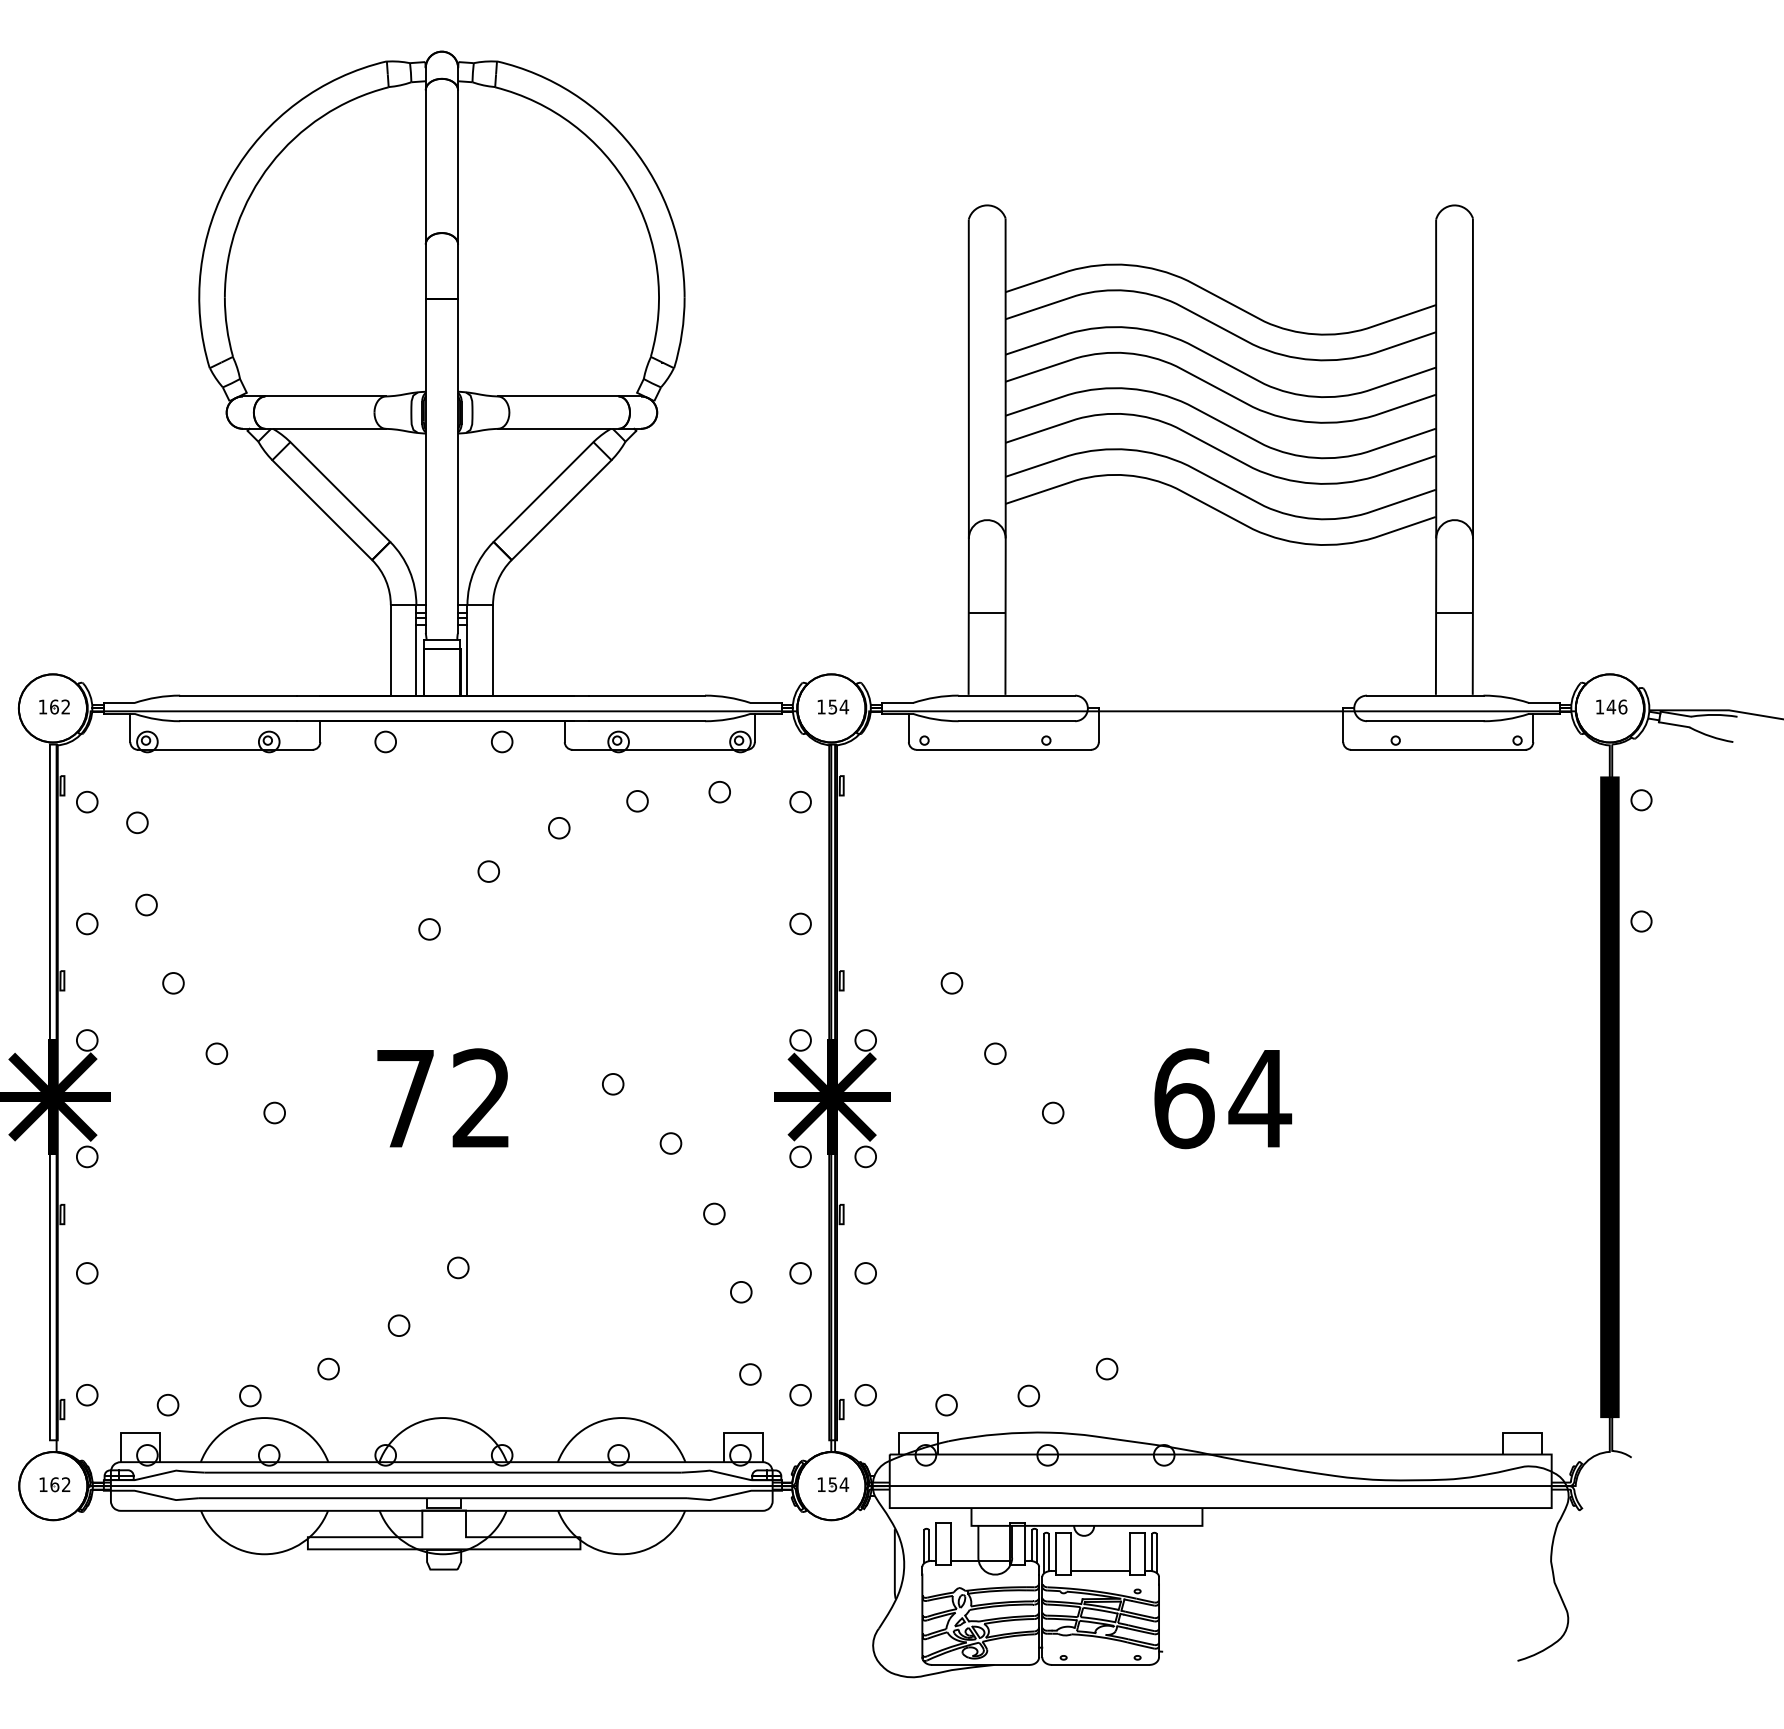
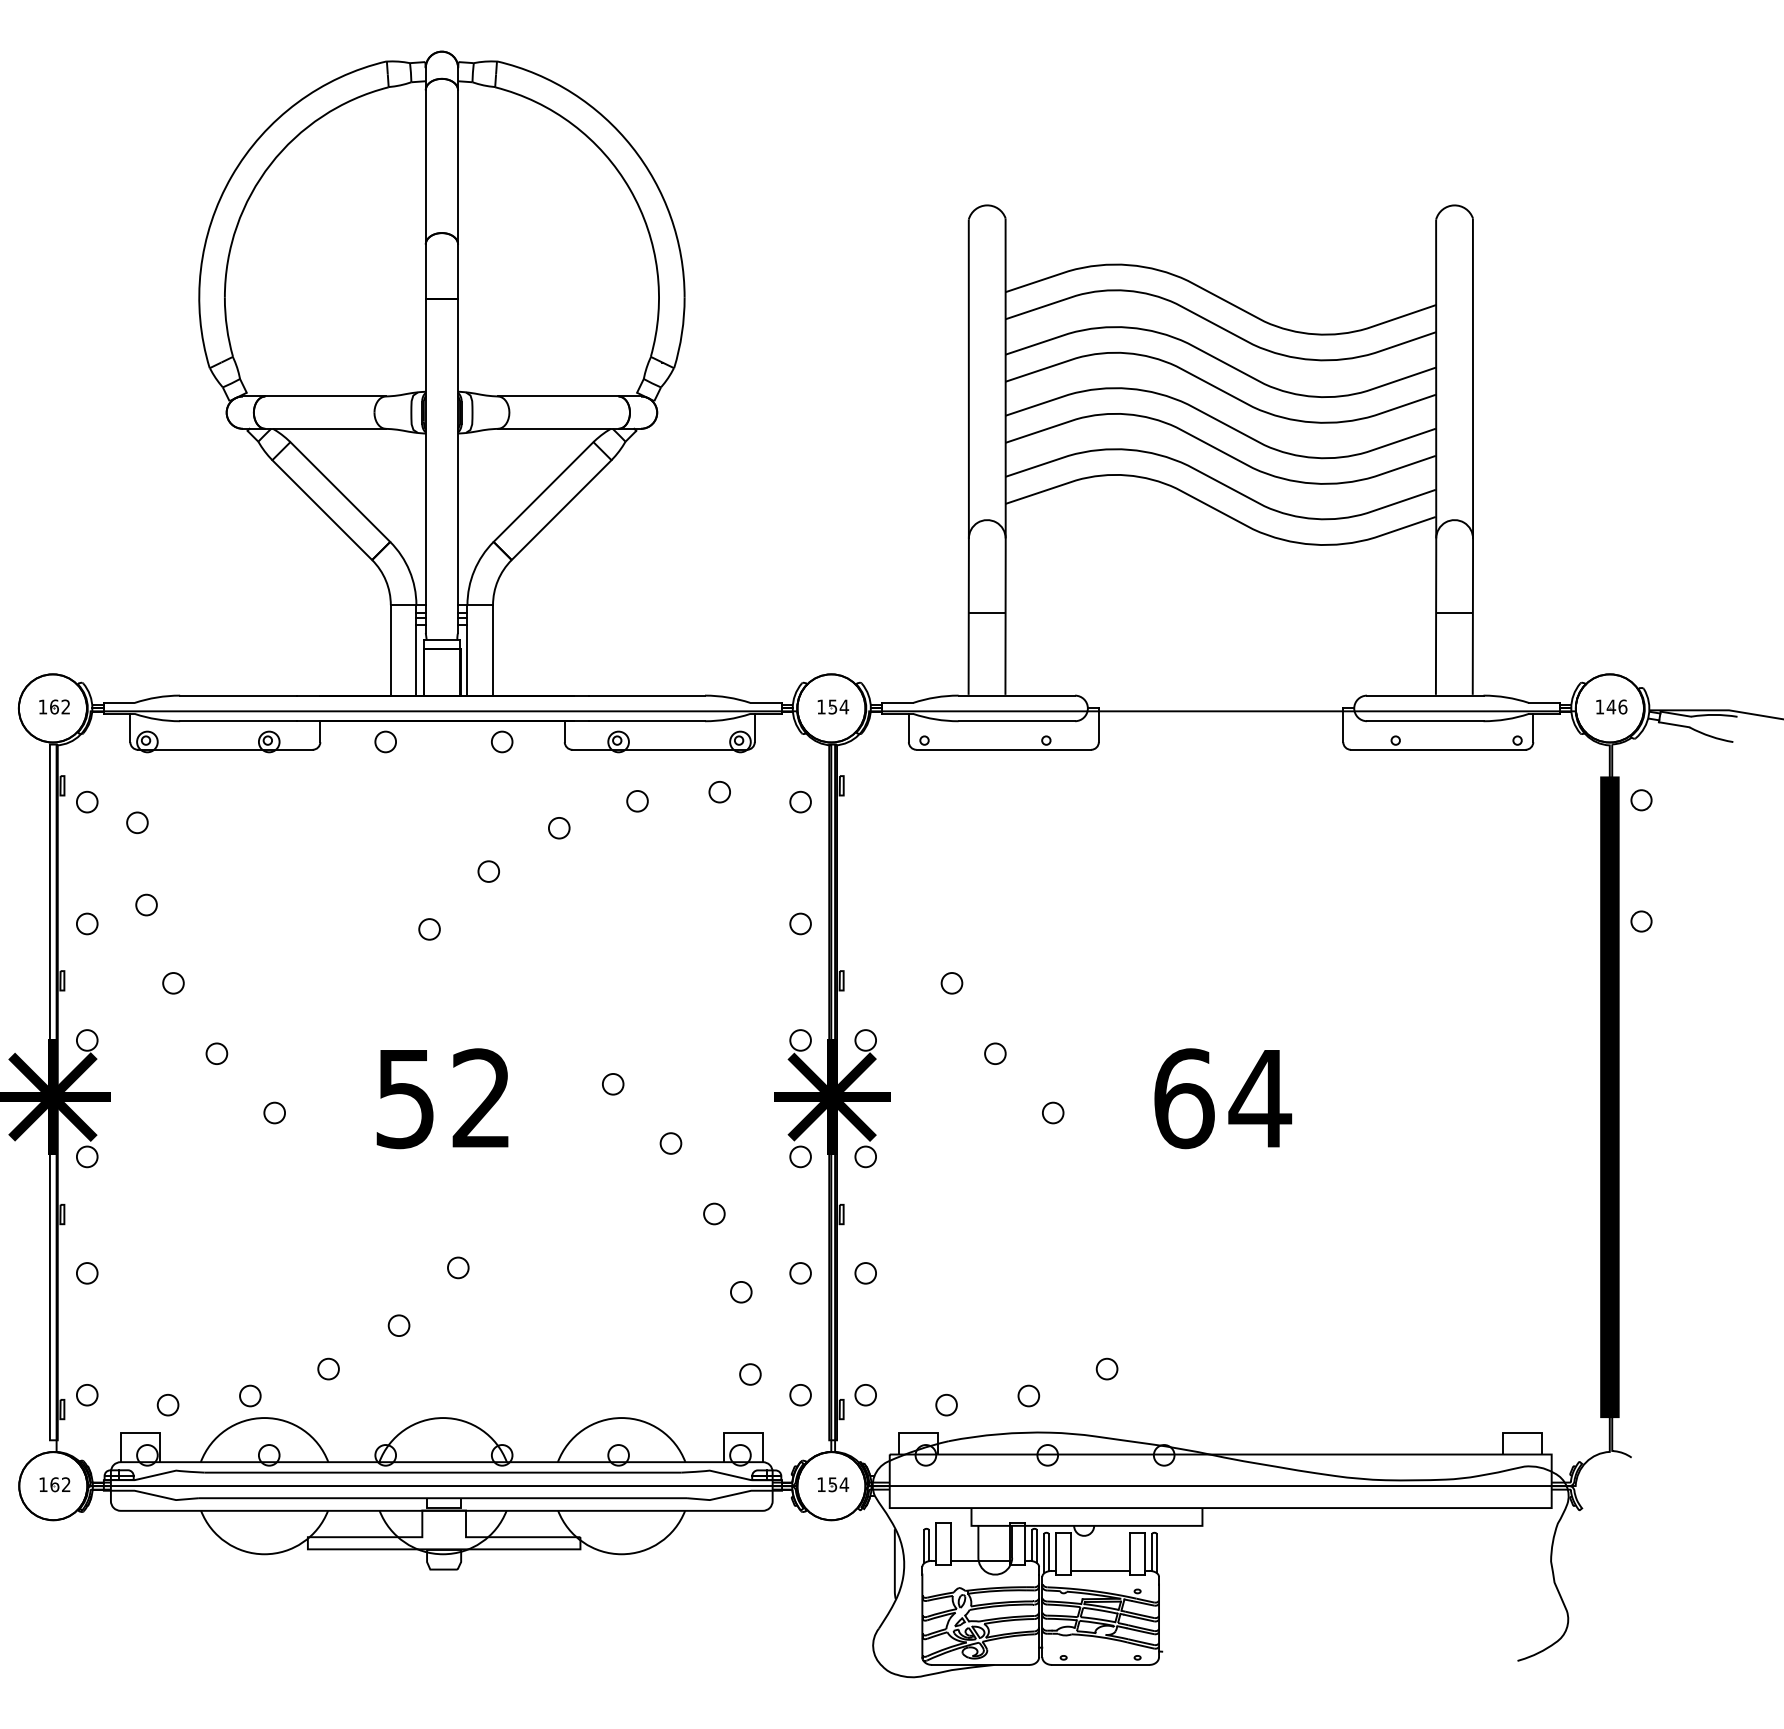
text: 72 -> 52 (404, 1099)
